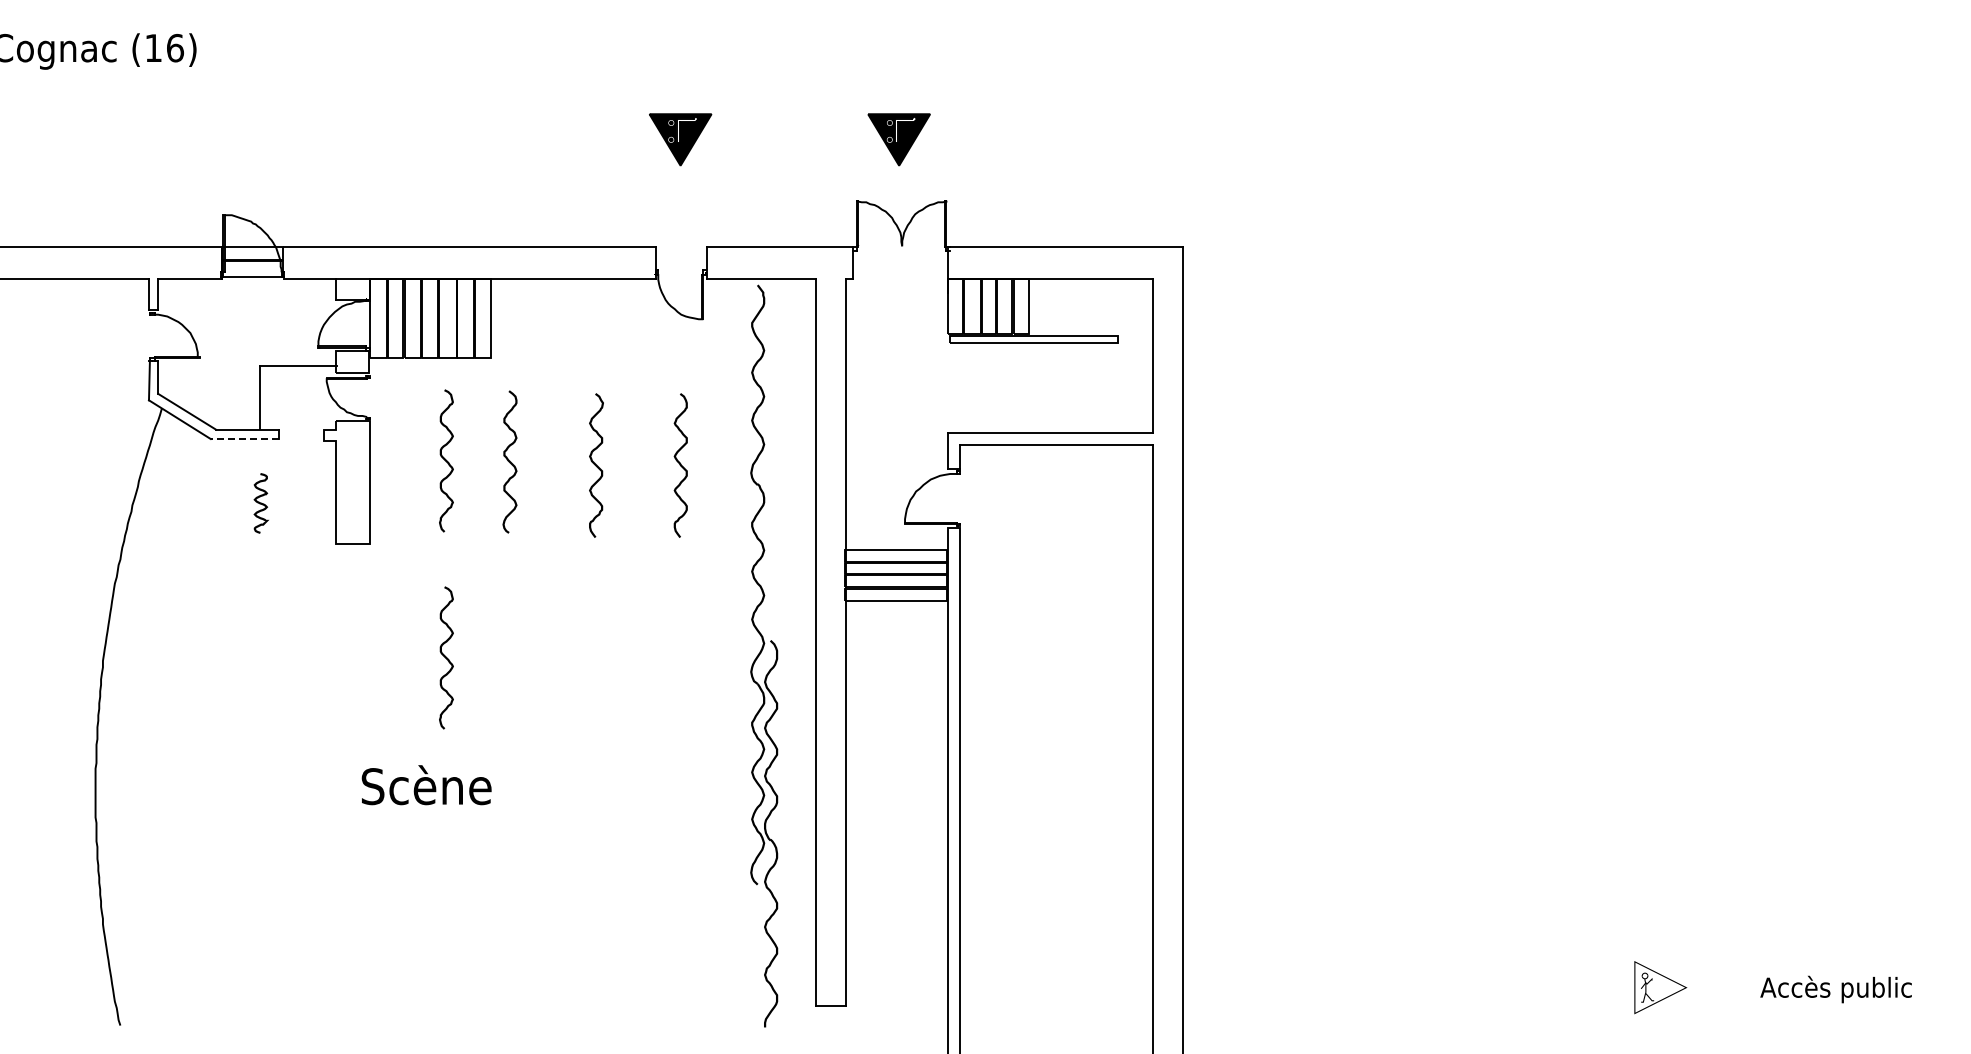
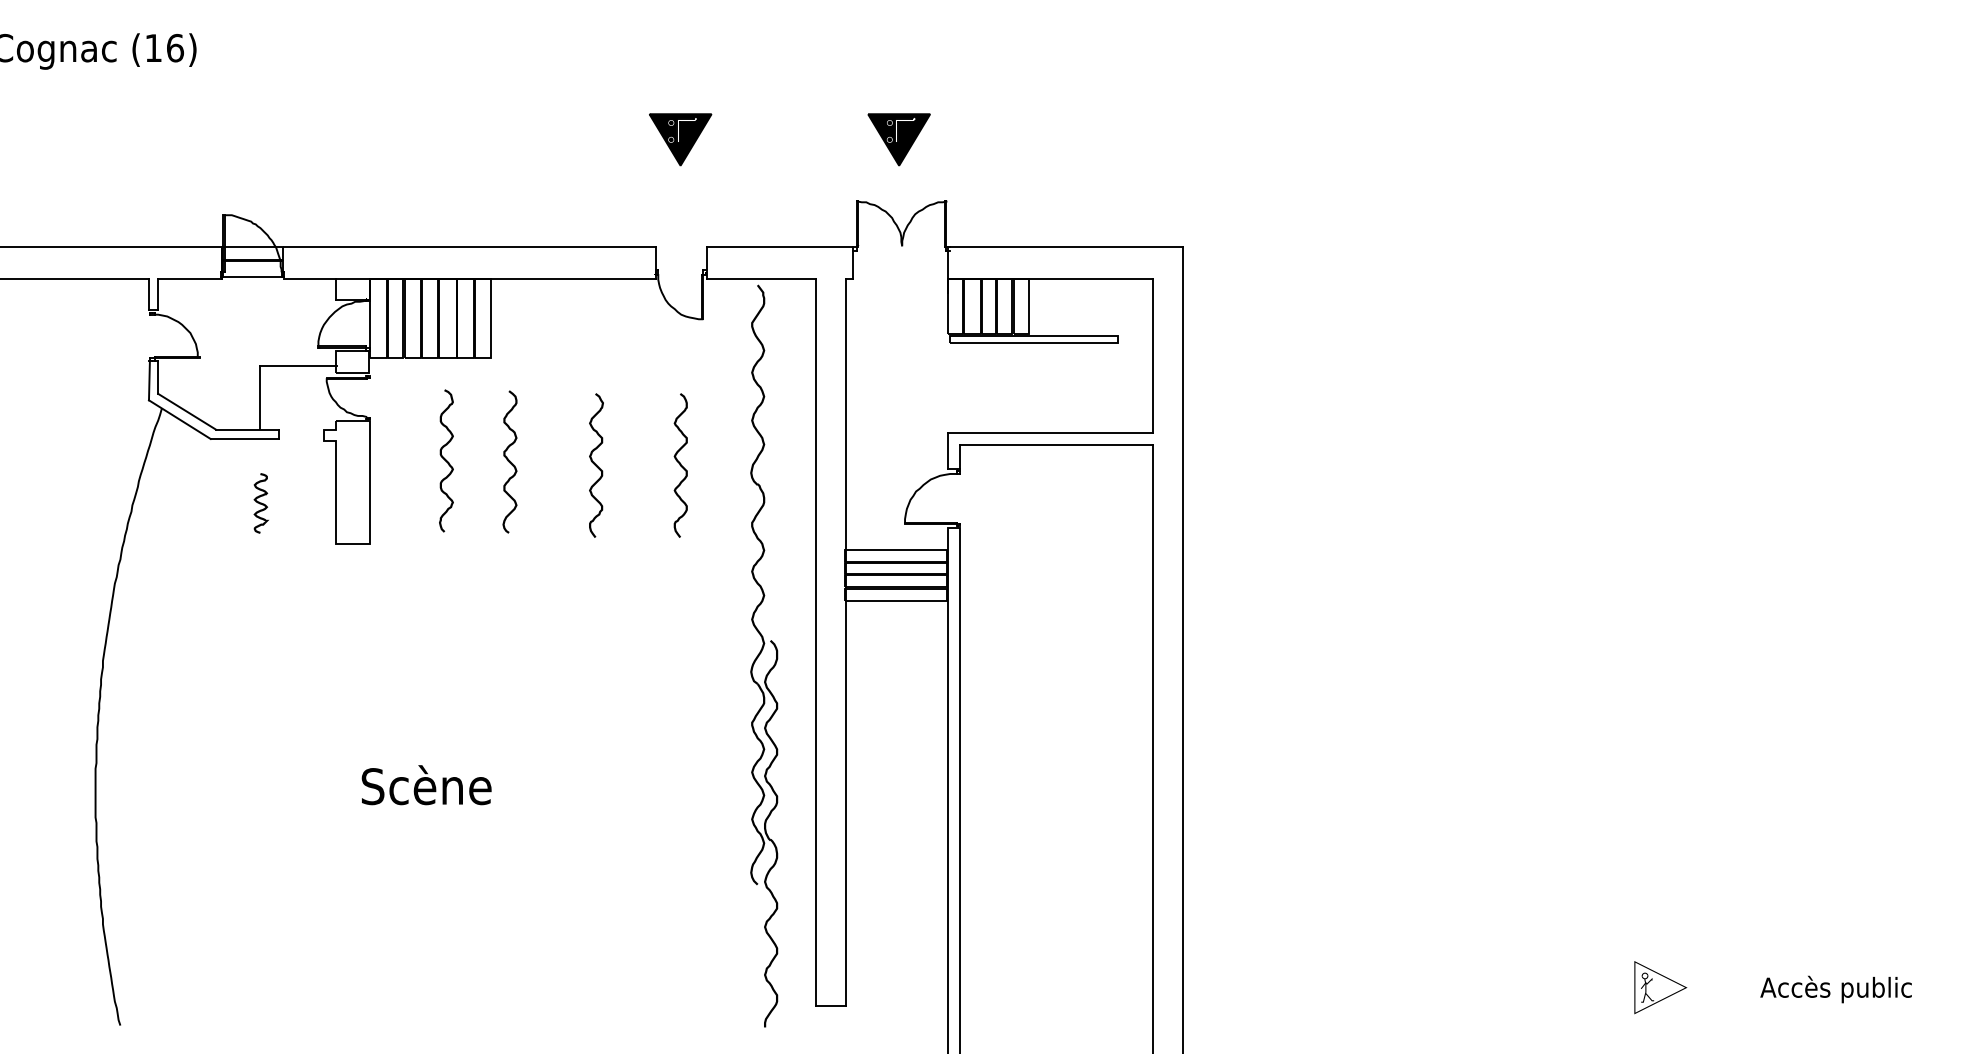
line: dashed -> solid (244, 439)
curve: present -> none (446, 657)
